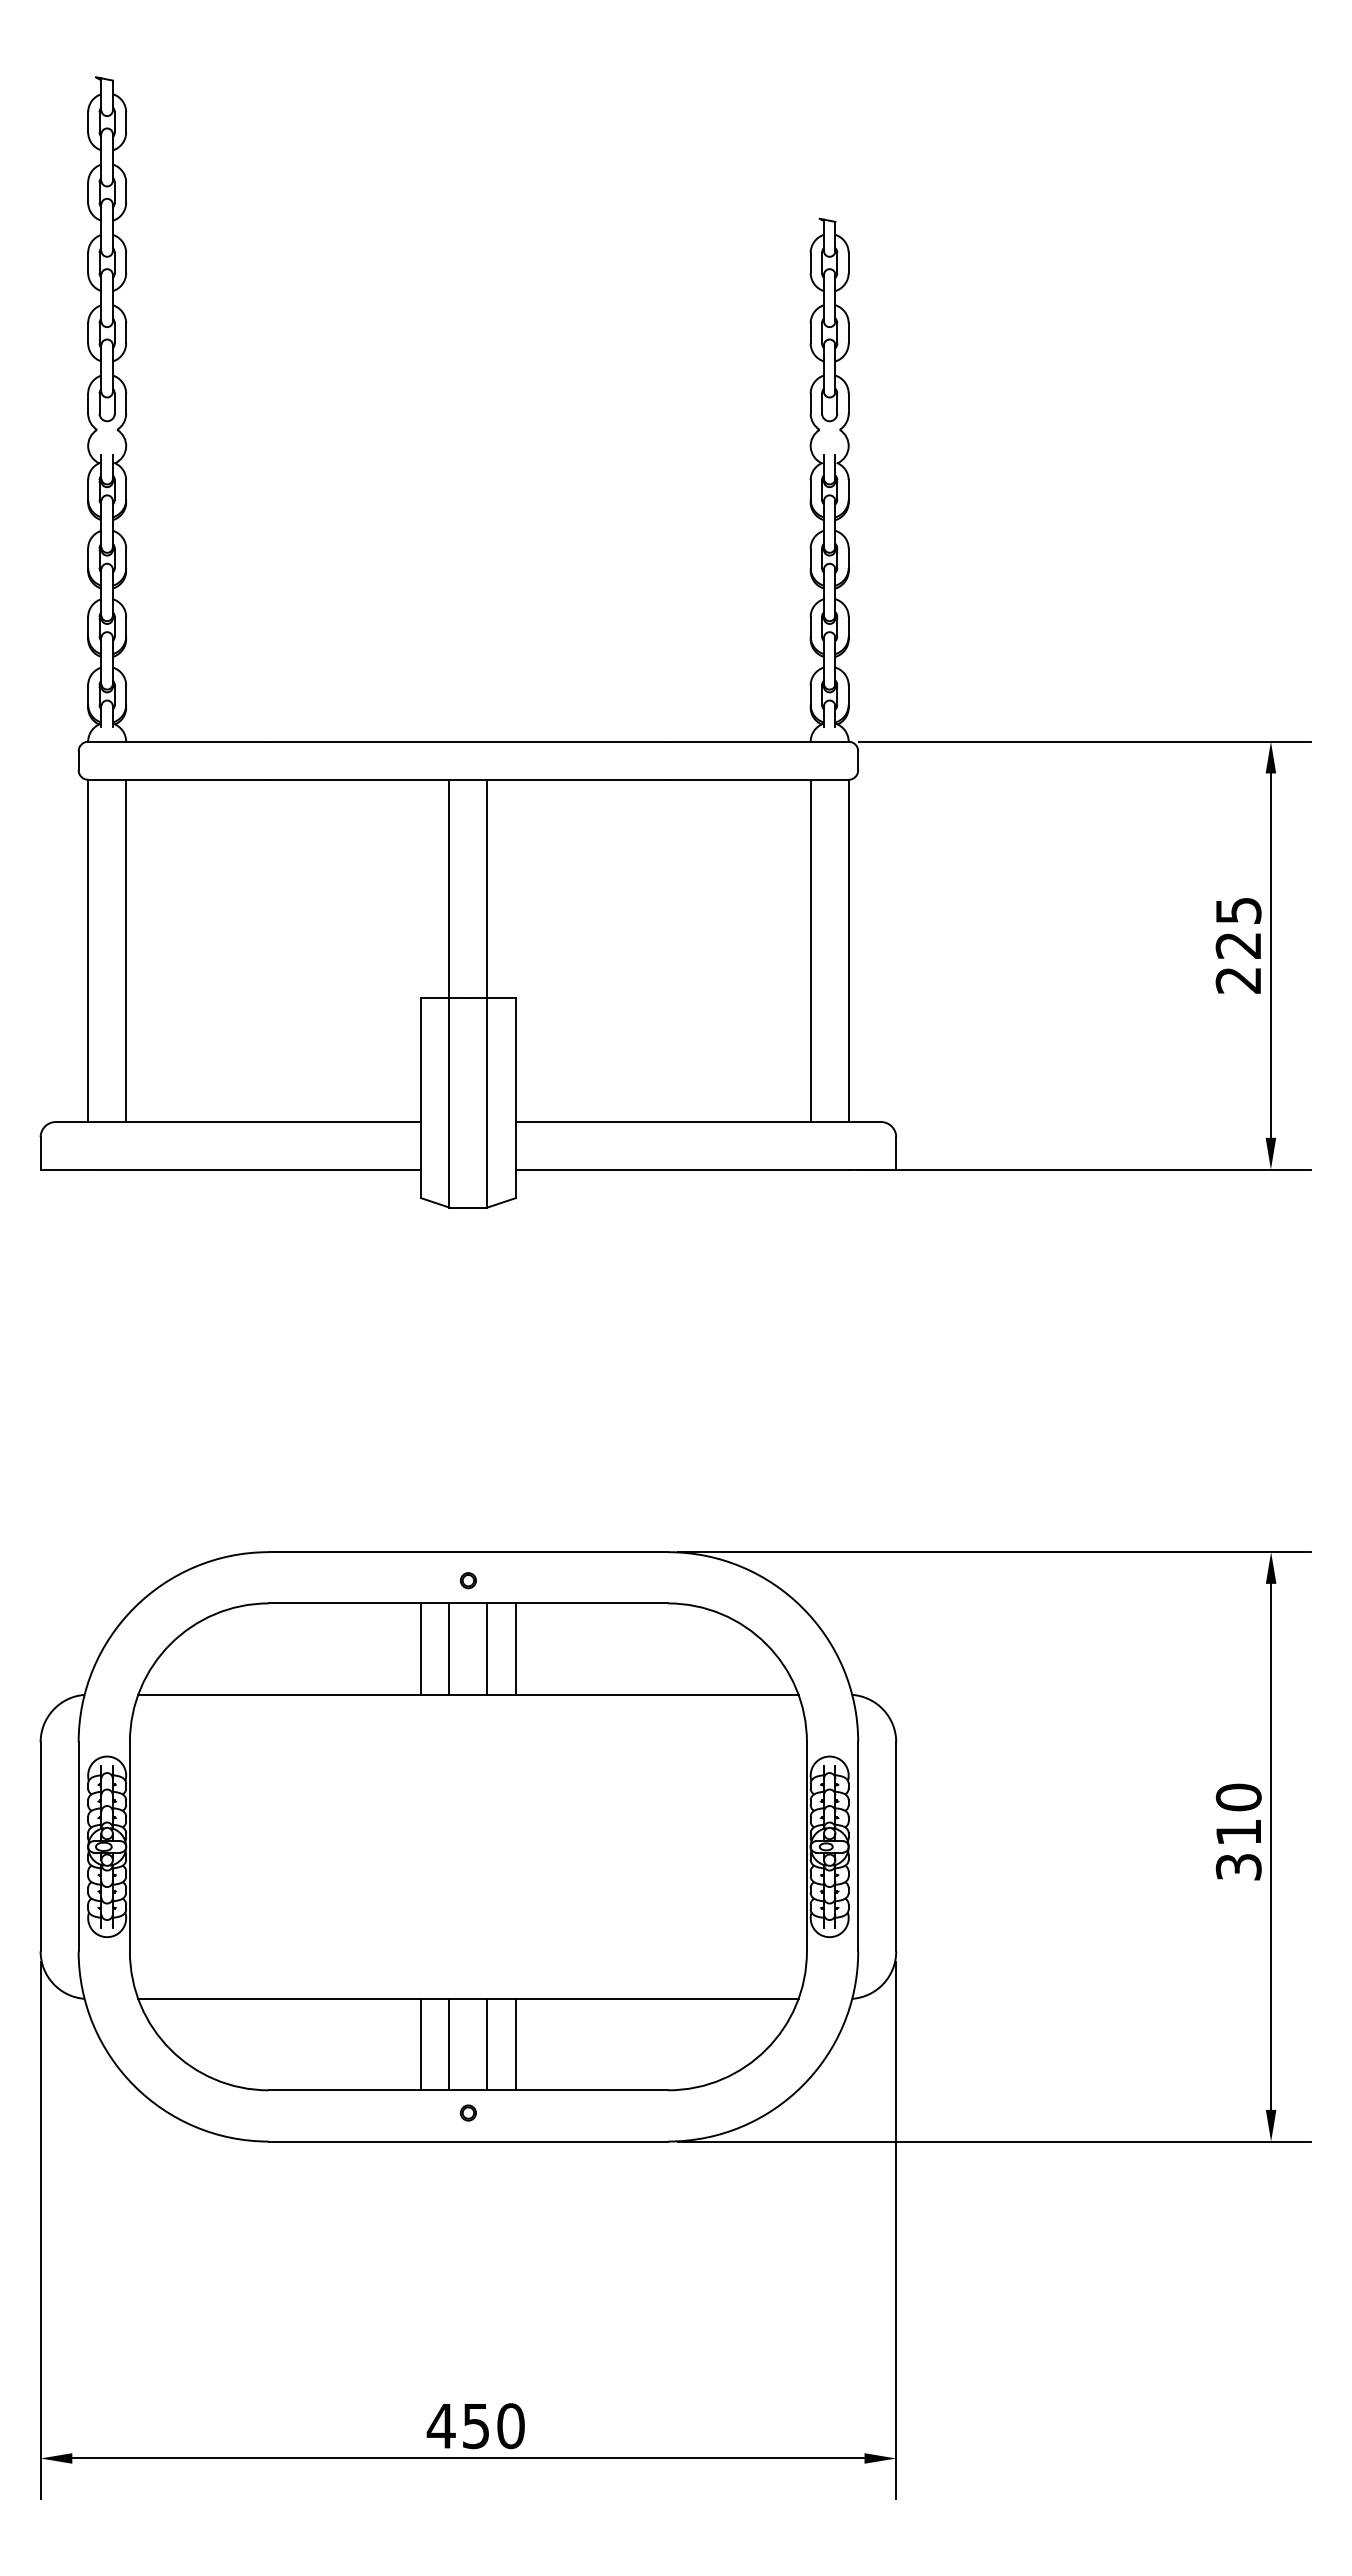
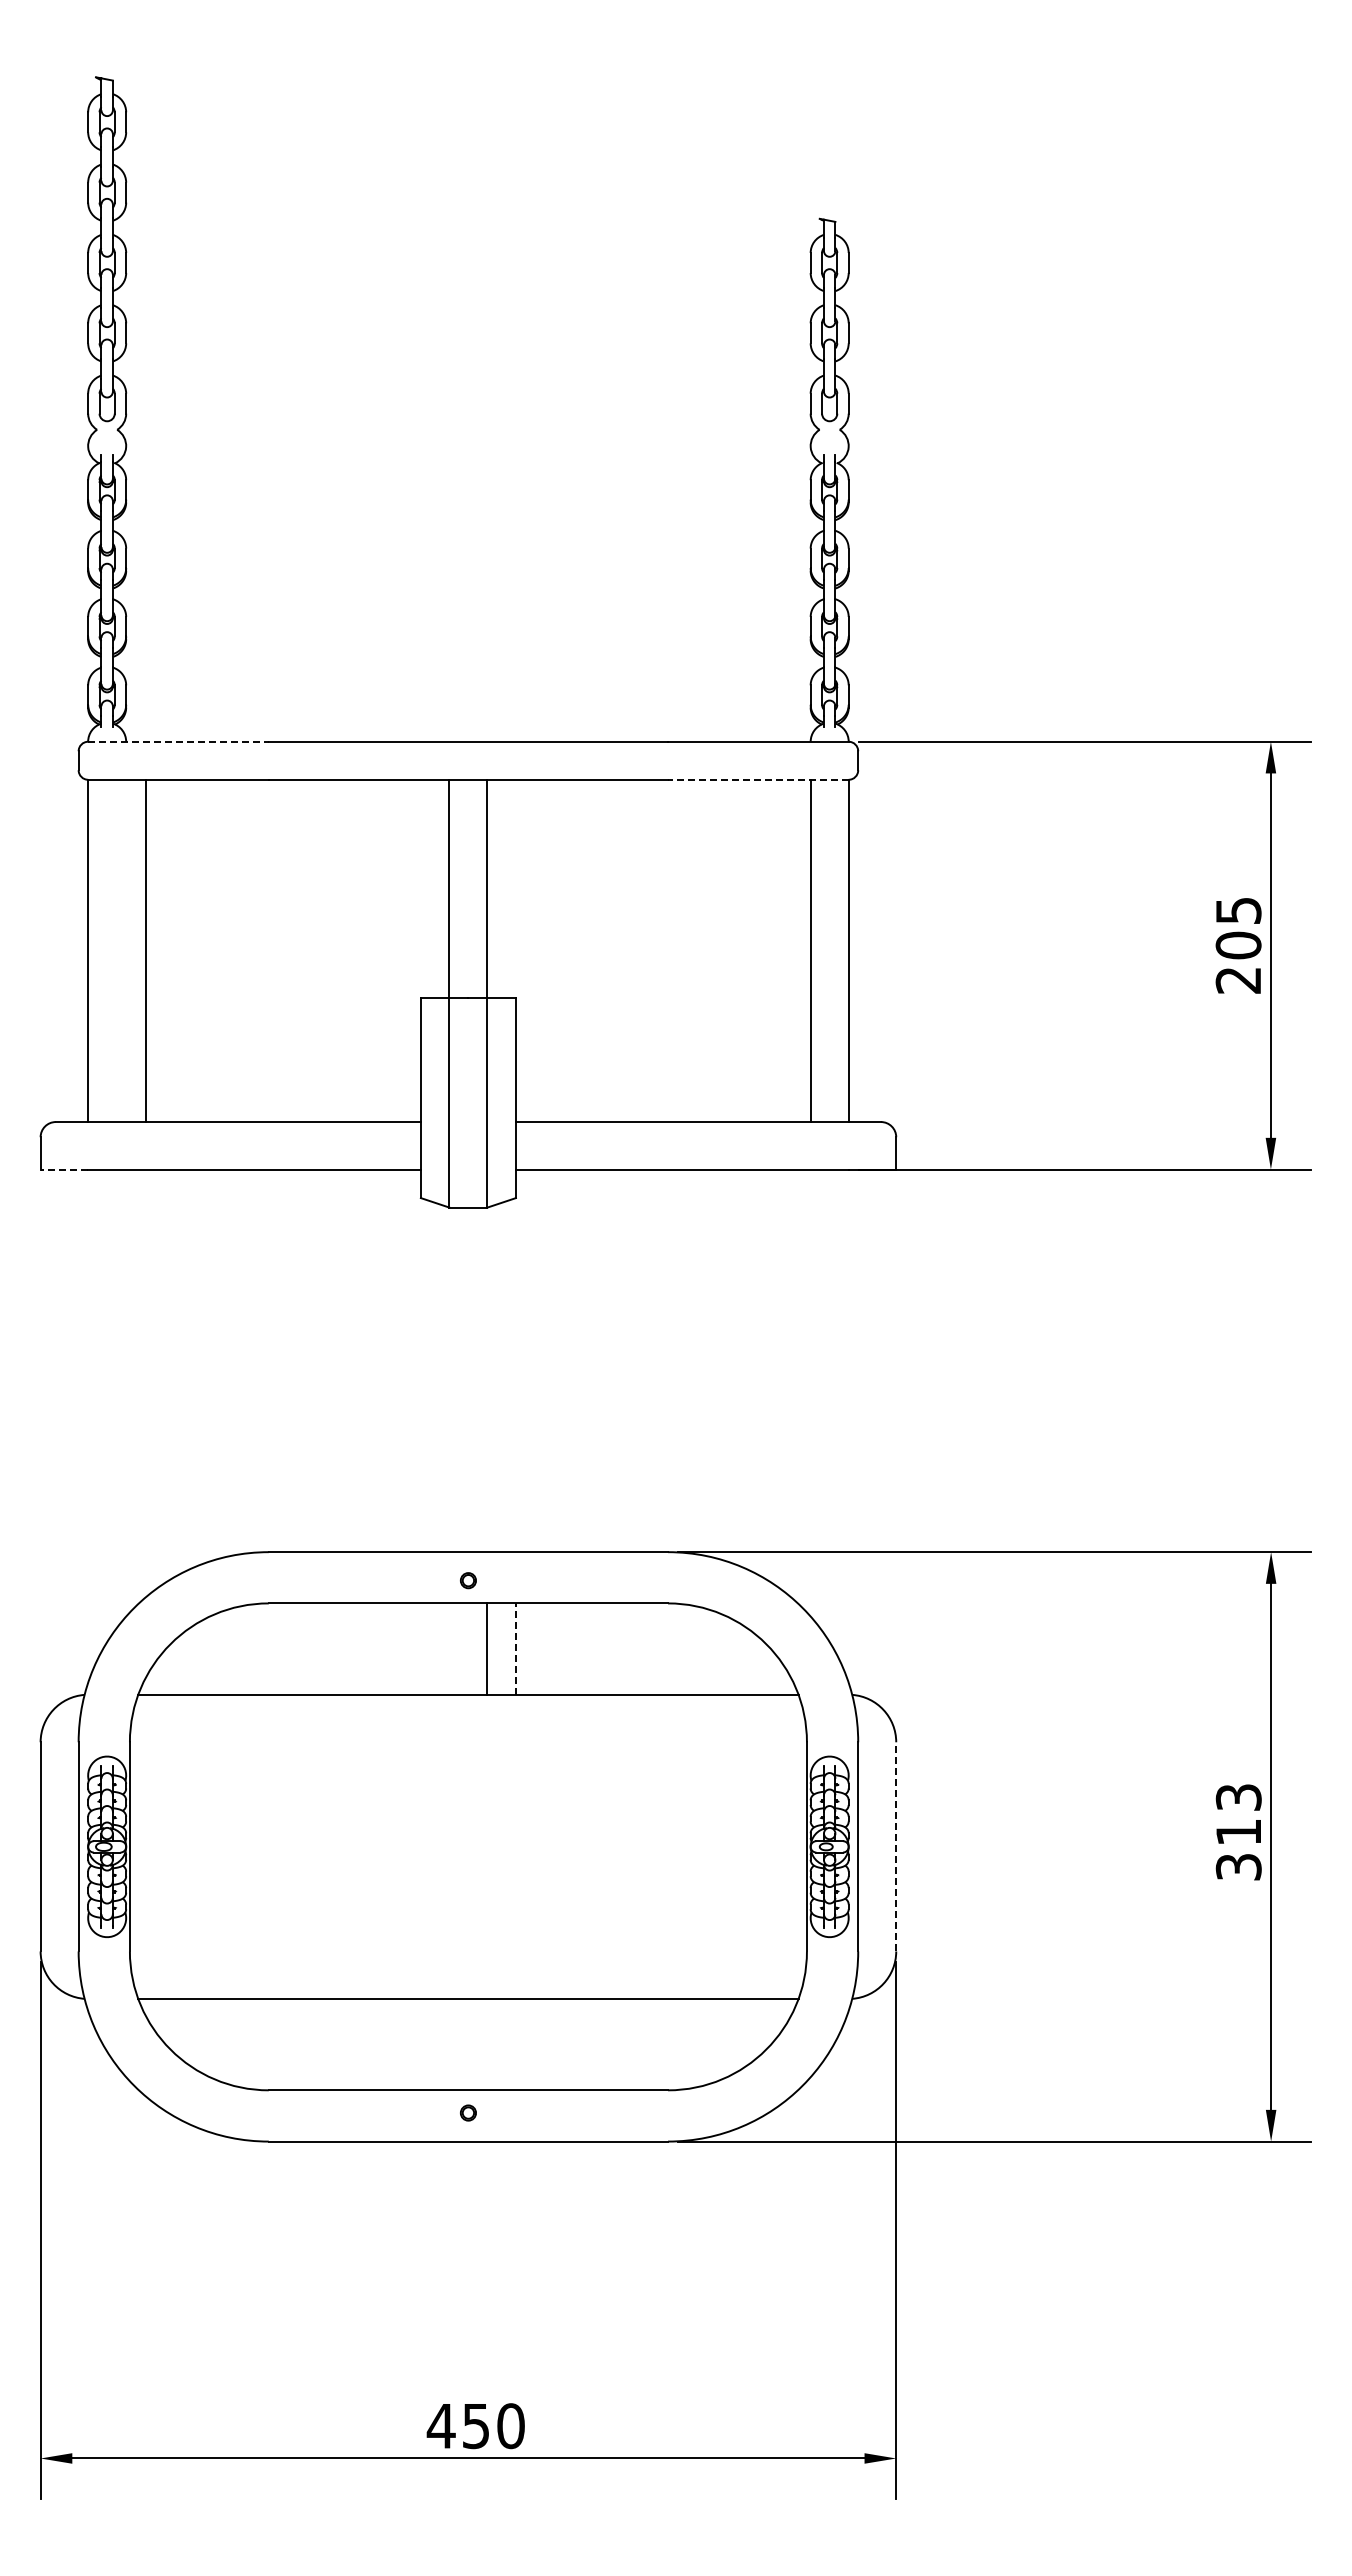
line: solid -> dashed (178, 741)
line: solid -> dashed (757, 779)
text: 225 -> 205 (1238, 945)
line position: (126, 950) -> (146, 950) (146, 950)
line: solid -> dashed (64, 1169)
line: present -> none (420, 1648)
line: present -> none (449, 1648)
line: solid -> dashed (515, 1649)
text: 310 -> 313 (1238, 1797)
line: solid -> dashed (896, 1846)
line: present -> none (420, 2044)
line: present -> none (449, 2044)
line: present -> none (487, 2044)
line: present -> none (515, 2044)
